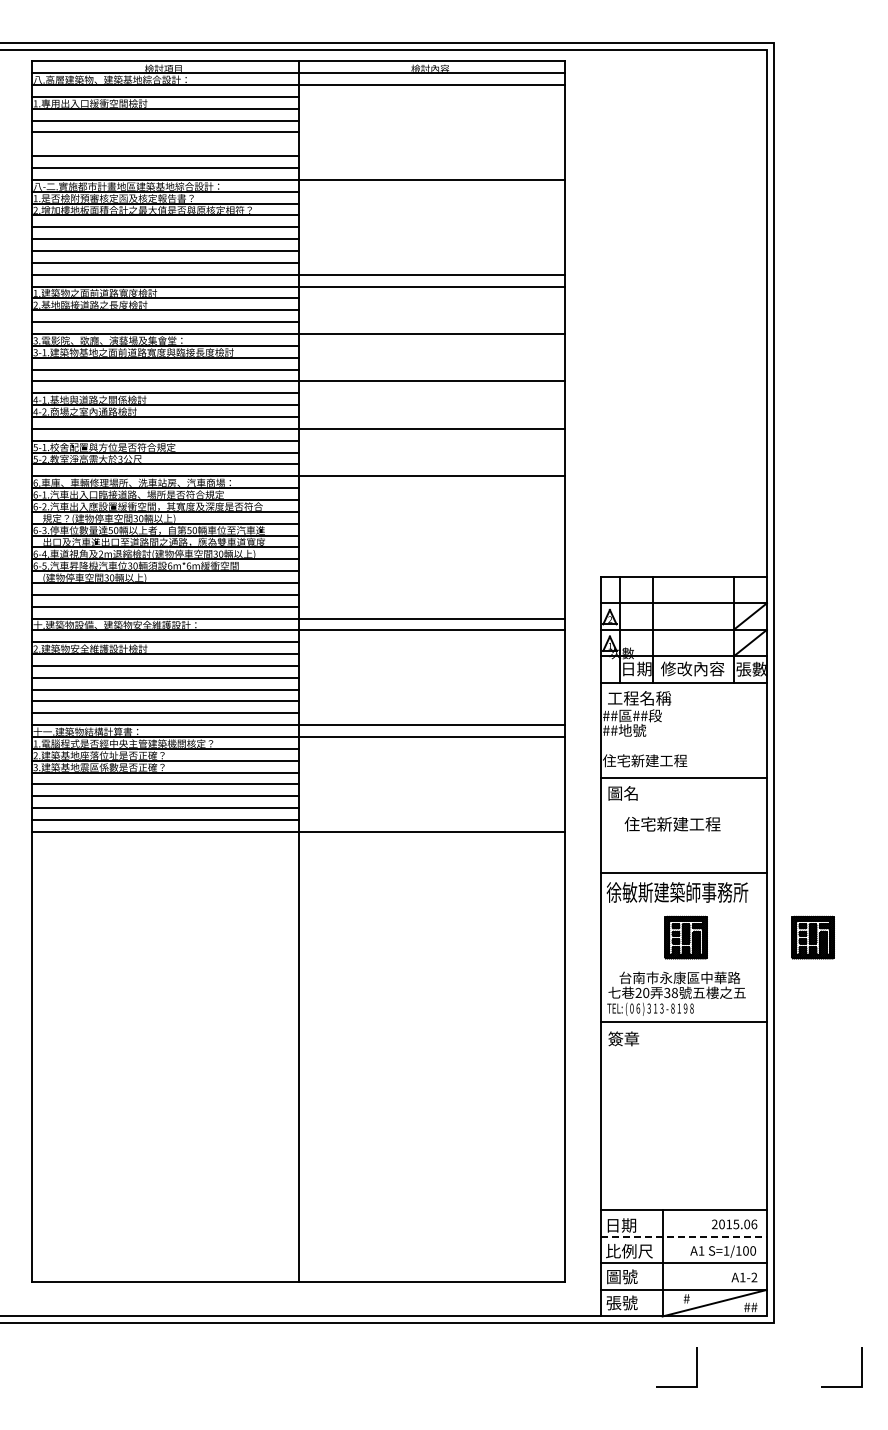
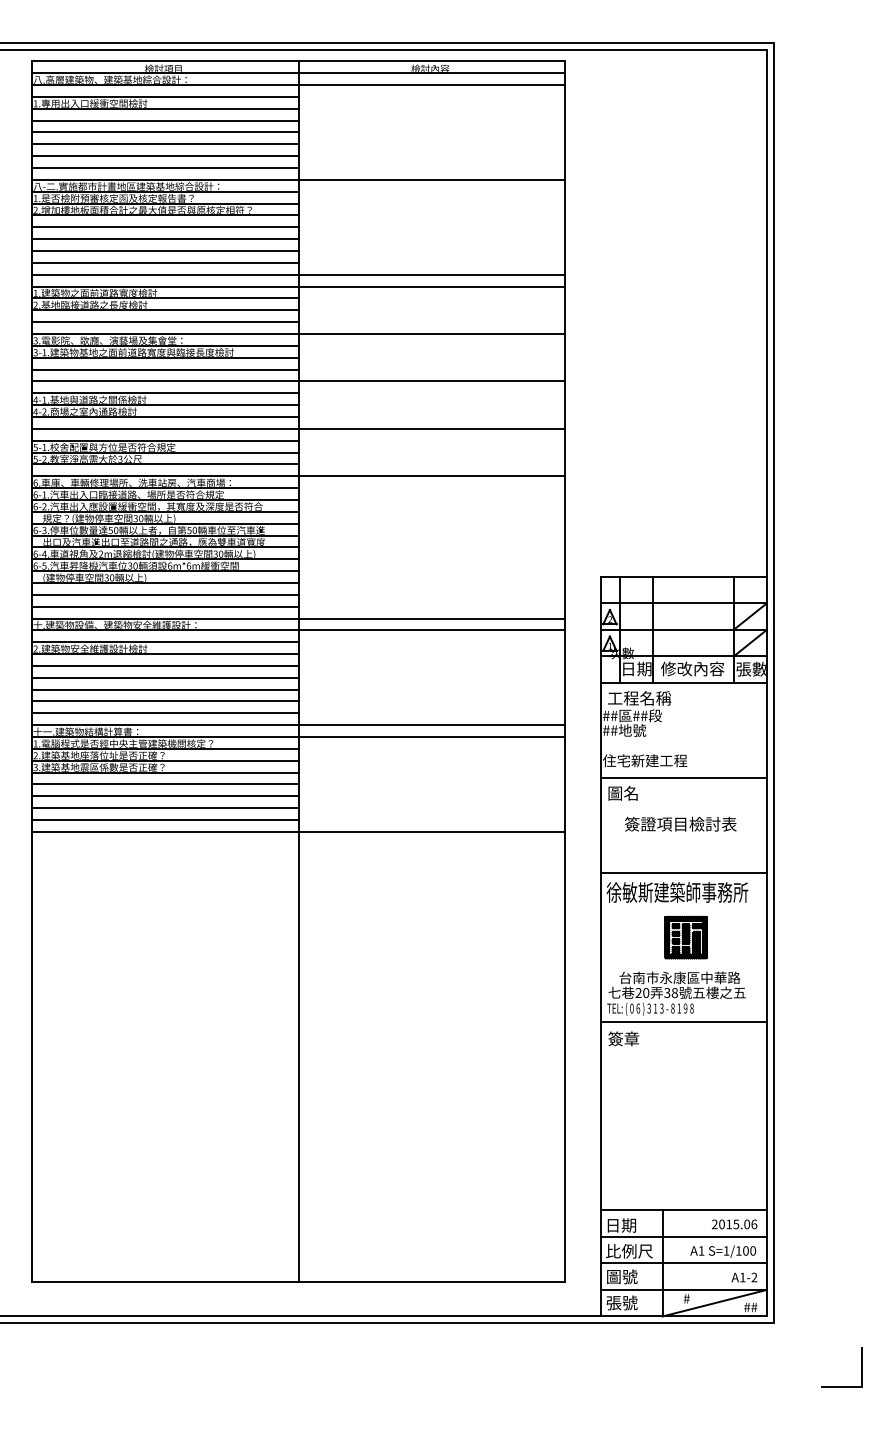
line: none -> present (165, 144)
text: 住宅新建工程 -> 簽證項目檢討表 (680, 823)
part: present -> none (812, 937)
line: dashed -> solid (683, 1236)
line: present -> none (676, 1386)
